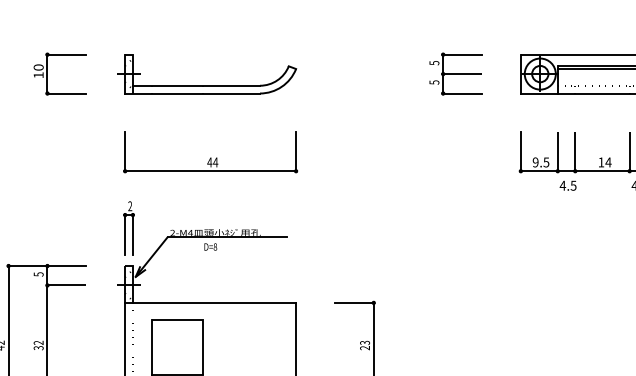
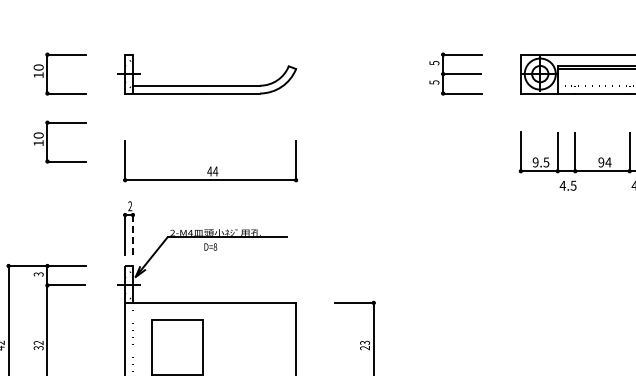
part: none -> present (47, 141)
part position: (210, 152) -> (210, 161) (210, 161)
text: 14 -> 94 (601, 162)
line: solid -> dashed (132, 235)
text: 5 -> 3 (37, 274)
